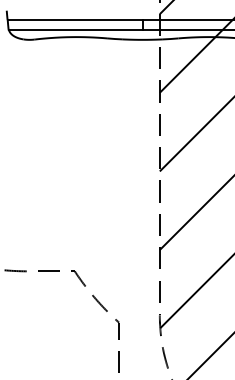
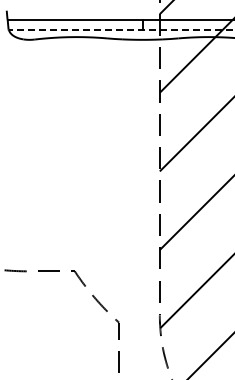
line: solid -> dashed (121, 29)
